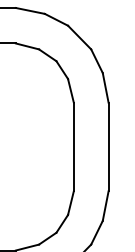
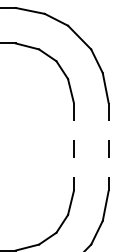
line: solid -> dashed (73, 147)
line: solid -> dashed (108, 147)
